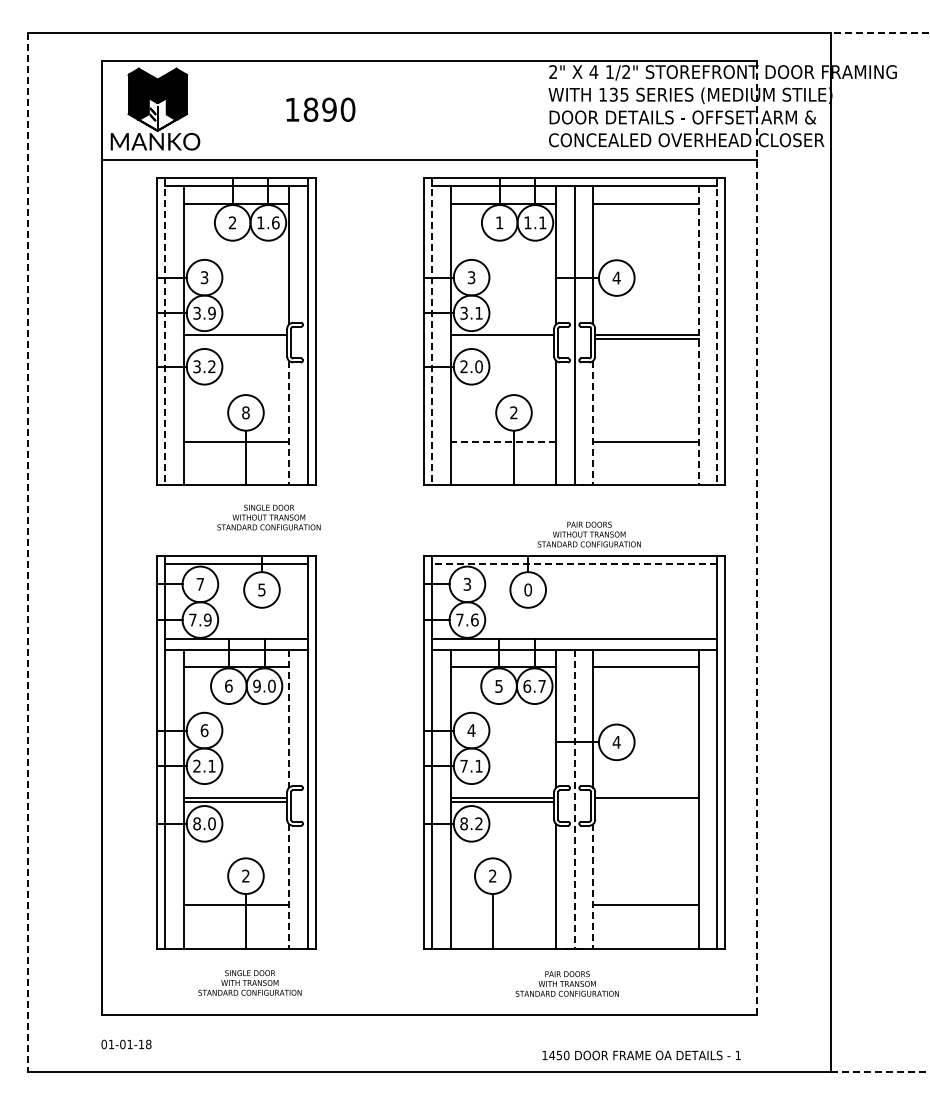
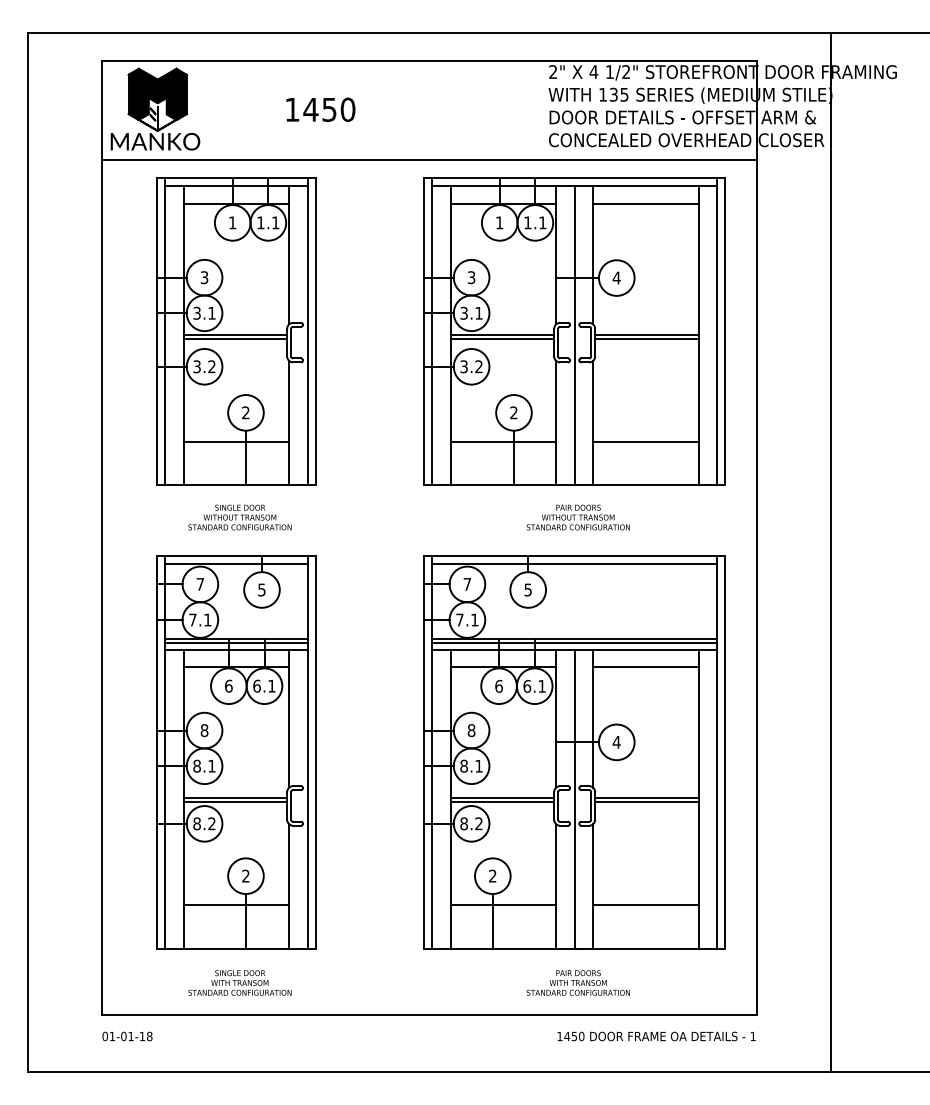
line: dashed -> solid (879, 33)
text: 1890 -> 1450 (319, 109)
text: 2 -> 1 (232, 222)
text: 1.6 -> 1.1 (275, 222)
text: 3.9 -> 3.1 (211, 312)
line: dashed -> solid (165, 331)
line: dashed -> solid (432, 331)
line: dashed -> solid (717, 331)
line: dashed -> solid (698, 335)
line: none -> present (235, 338)
line: none -> present (502, 338)
text: 2.0 -> 3.2 (471, 366)
text: 8 -> 2 (245, 412)
line: dashed -> solid (289, 423)
line: dashed -> solid (593, 423)
line: dashed -> solid (503, 442)
text position: (268, 517) -> (239, 517) (239, 517)
text position: (588, 534) -> (577, 517) (577, 517)
line: dashed -> solid (756, 537)
line: dashed -> solid (27, 552)
line: dashed -> solid (574, 564)
text: 3 -> 7 (467, 583)
text: 0 -> 5 (528, 589)
text: 7.9 -> 7.1 (207, 619)
text: 7.6 -> 7.1 (474, 619)
line: none -> present (236, 642)
line: none -> present (574, 642)
text: 9.0 -> 6.1 (264, 685)
text: 5 -> 6 (498, 685)
text: 6.7 -> 6.1 (541, 686)
line: dashed -> solid (289, 719)
text: 6 -> 8 (204, 730)
text: 4 -> 8 (471, 730)
text: 2.1 -> 8.1 (196, 765)
text: 7.1 -> 8.1 (463, 765)
line: dashed -> solid (574, 799)
line: none -> present (646, 801)
text: 8.0 -> 8.2 (211, 823)
line: dashed -> solid (289, 886)
line: dashed -> solid (593, 886)
line: none -> present (503, 905)
text position: (249, 982) -> (239, 982) (239, 982)
text position: (566, 983) -> (577, 982) (577, 982)
text position: (126, 1044) -> (127, 1036) (127, 1036)
text position: (641, 1055) -> (656, 1036) (656, 1036)
line: dashed -> solid (880, 1071)
